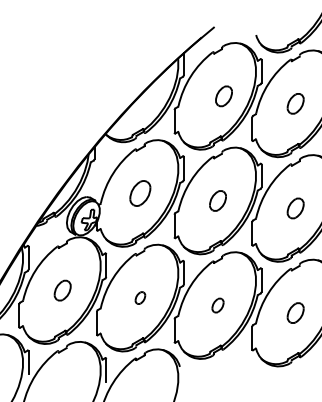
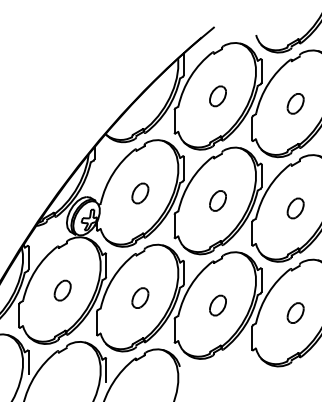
part position: (223, 96) -> (217, 96) (217, 96)
part size: 23x27 px -> 19x23 px (140, 193)
part size: 13x14 px -> 19x22 px (140, 297)
part size: 14x17 px -> 18x23 px (217, 305)
